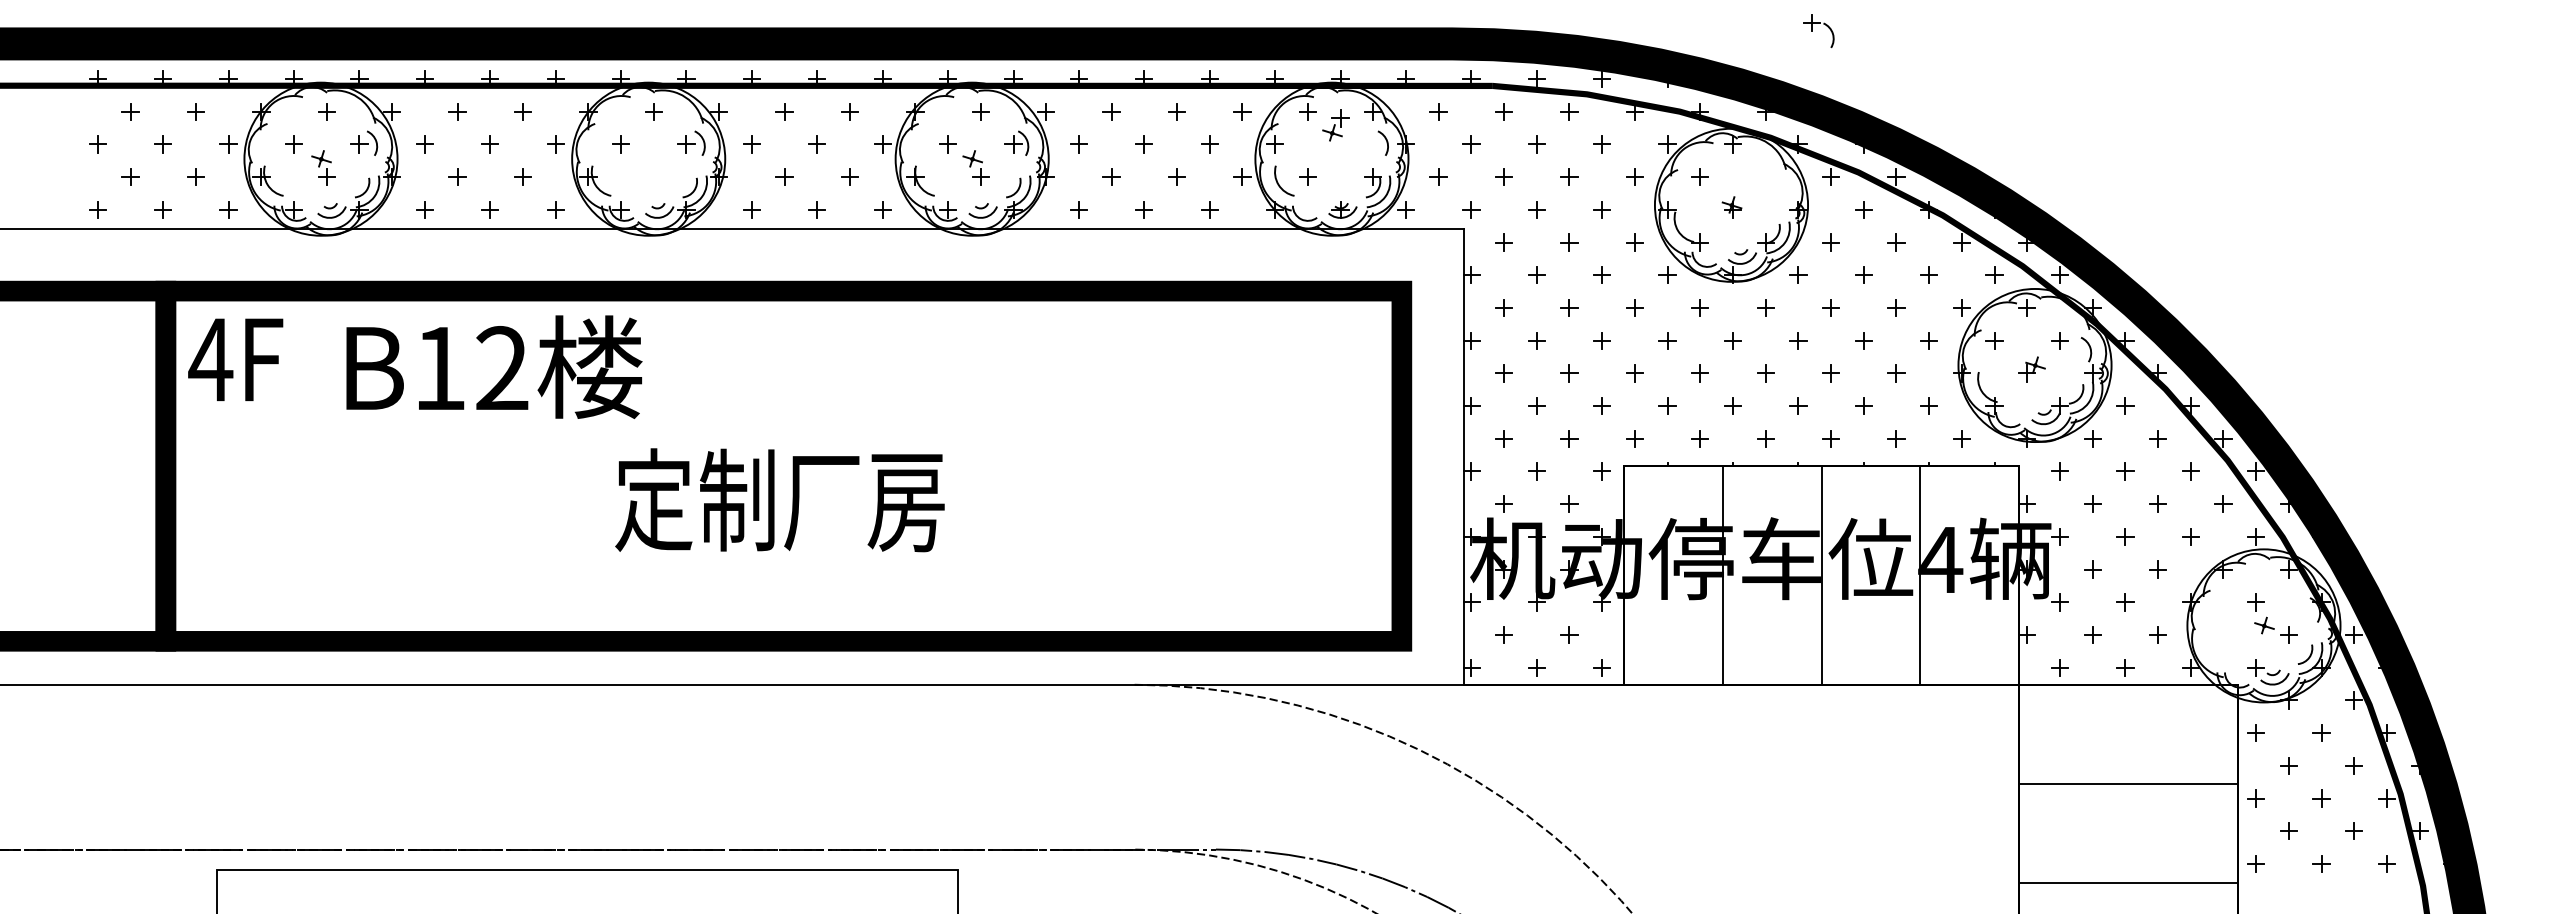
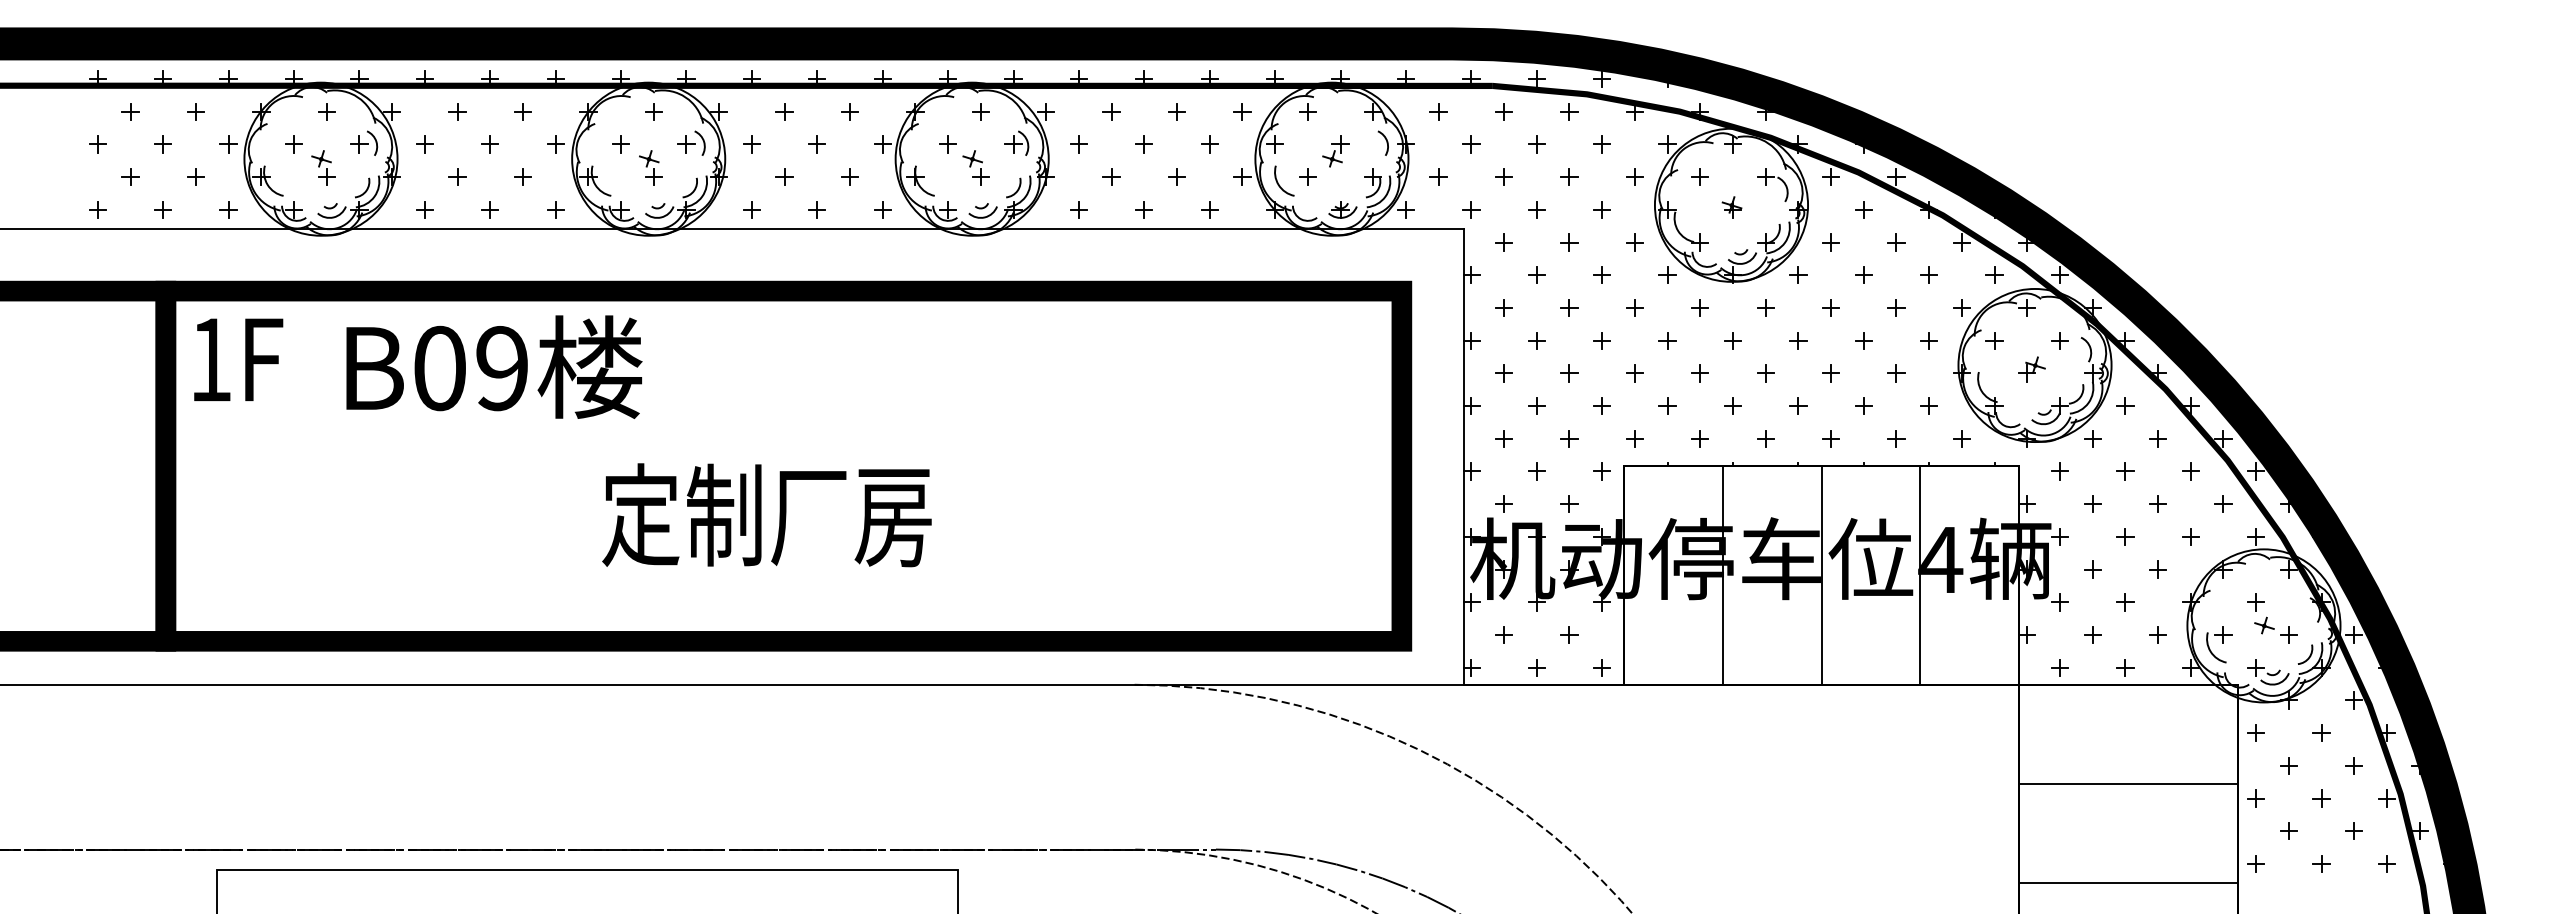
part position: (1818, 31) -> (1772, 185) (1772, 185)
part position: (1335, 125) -> (1335, 151) (1335, 151)
part: none -> present (650, 167)
text: 4F -> 1F (210, 359)
text: B12 -> B09 (471, 368)
text position: (779, 500) -> (766, 515) (766, 515)
part: none -> present (2219, 644)
